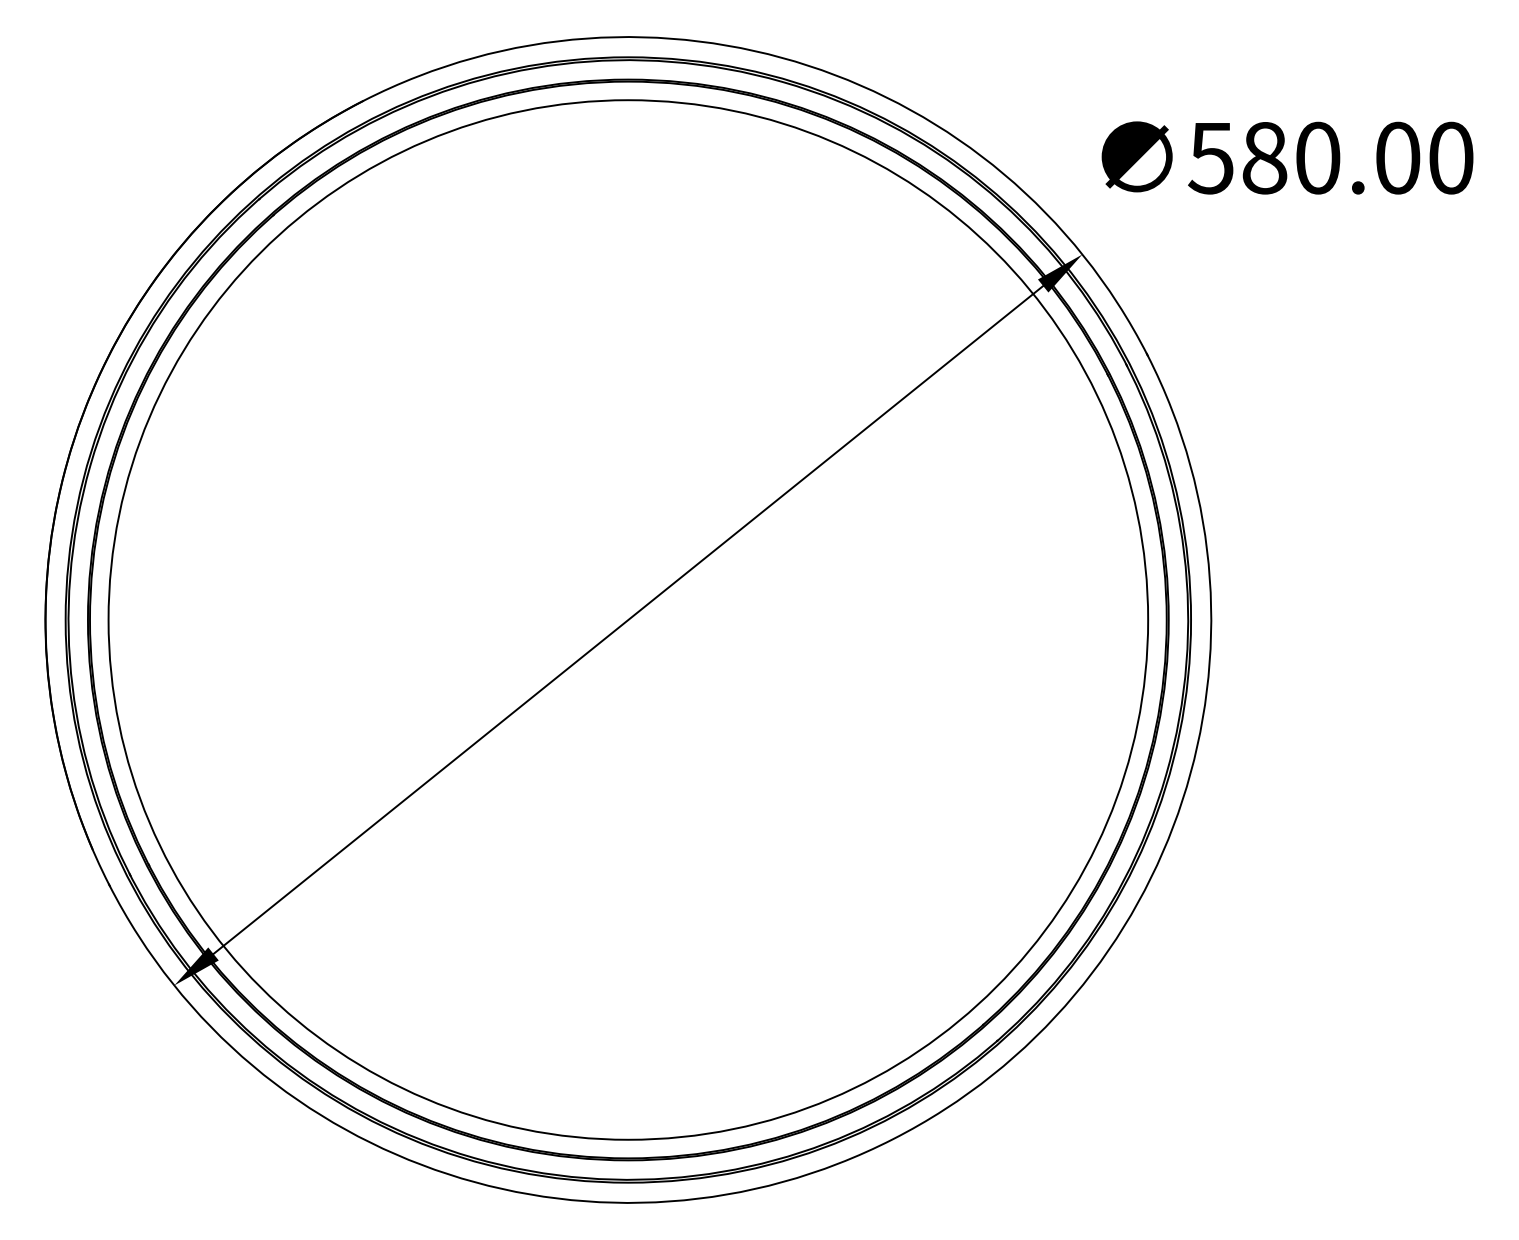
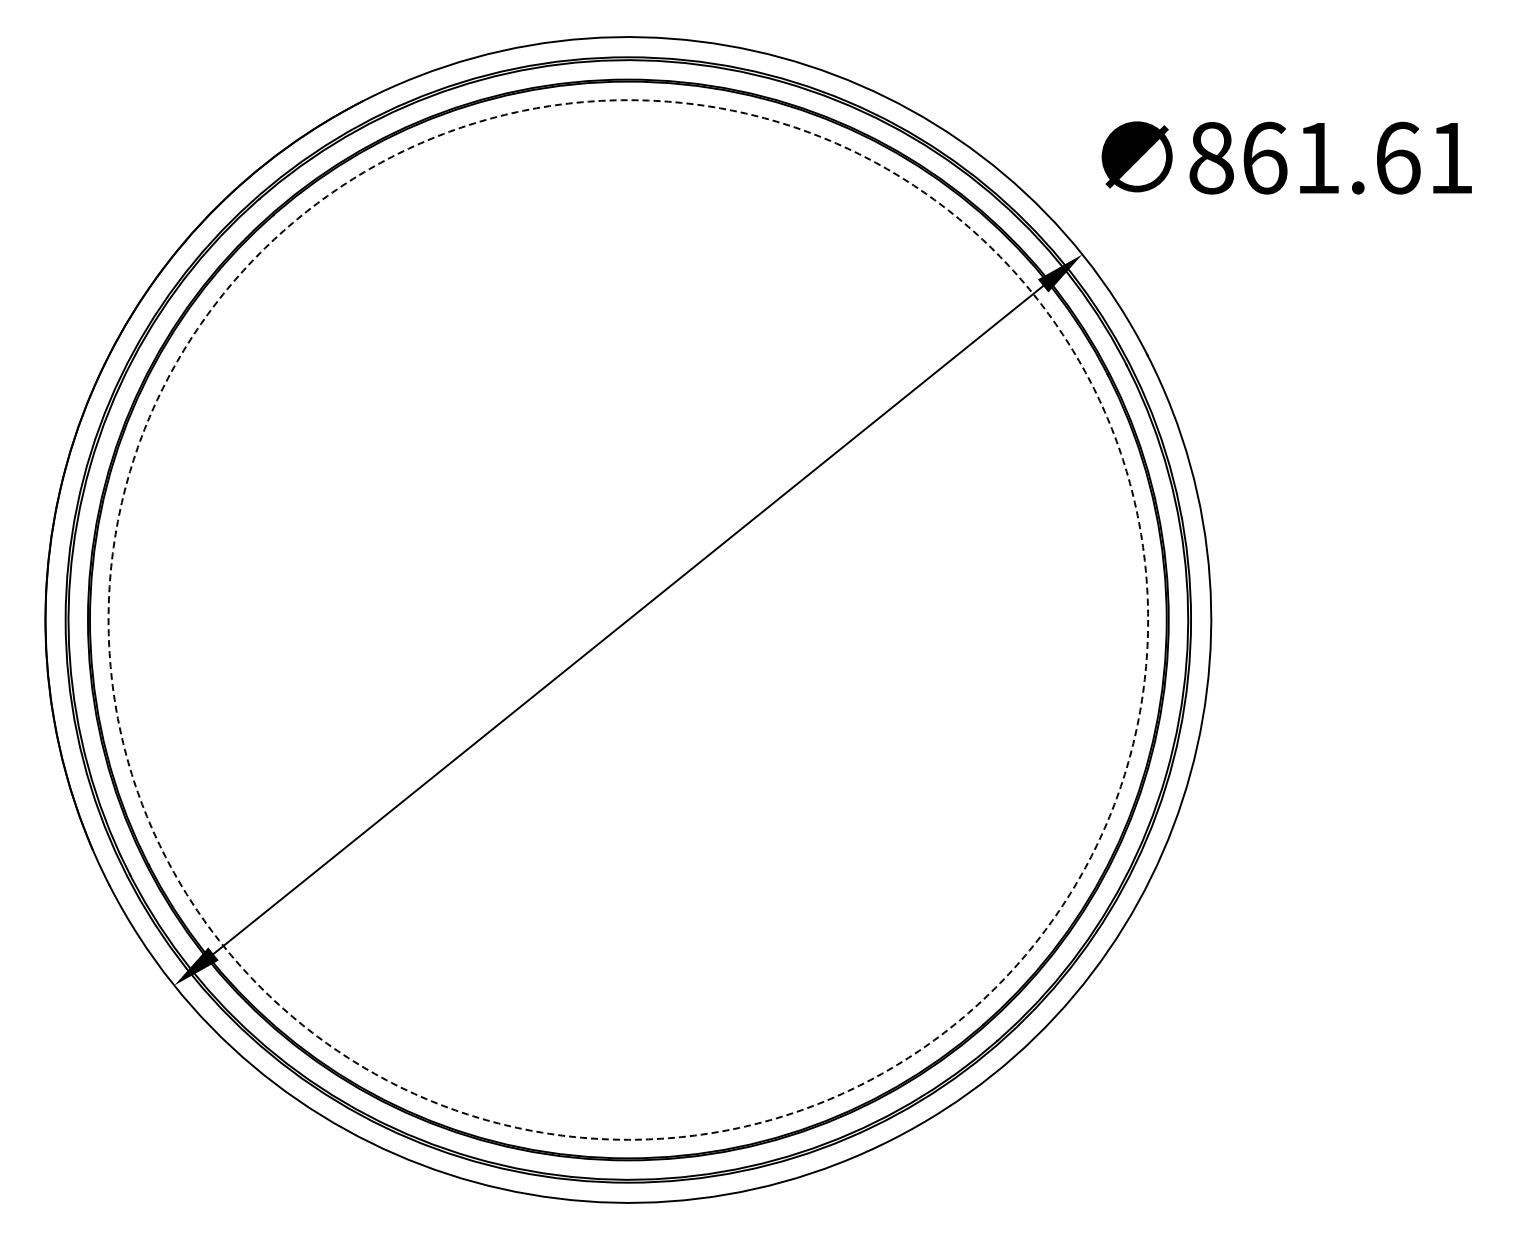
text: 580.00 -> 861.61 (1330, 157)
circle: solid -> dashed (628, 619)
